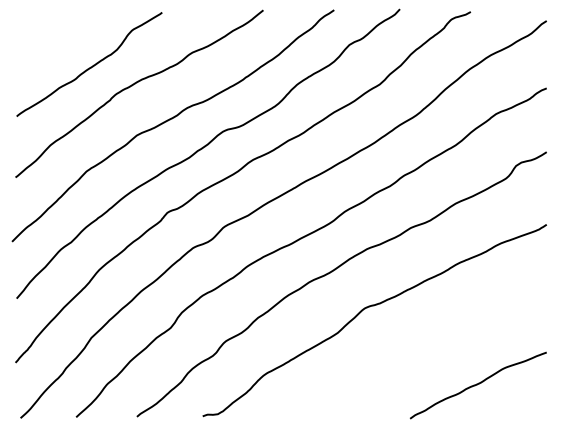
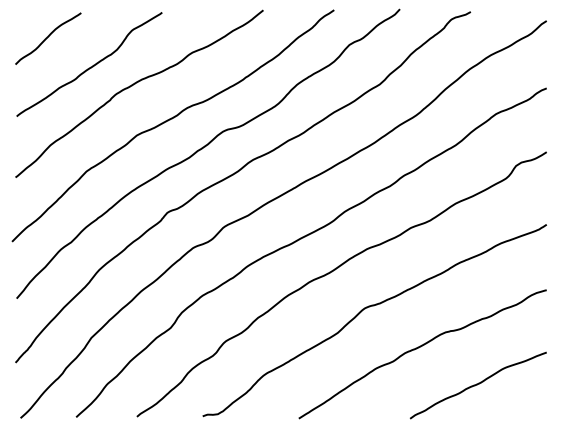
curve: none -> present (48, 37)
curve: none -> present (418, 348)
